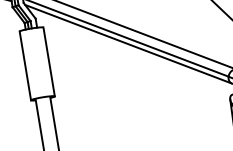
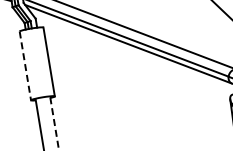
line: solid -> dashed (25, 65)
line: solid -> dashed (54, 123)
